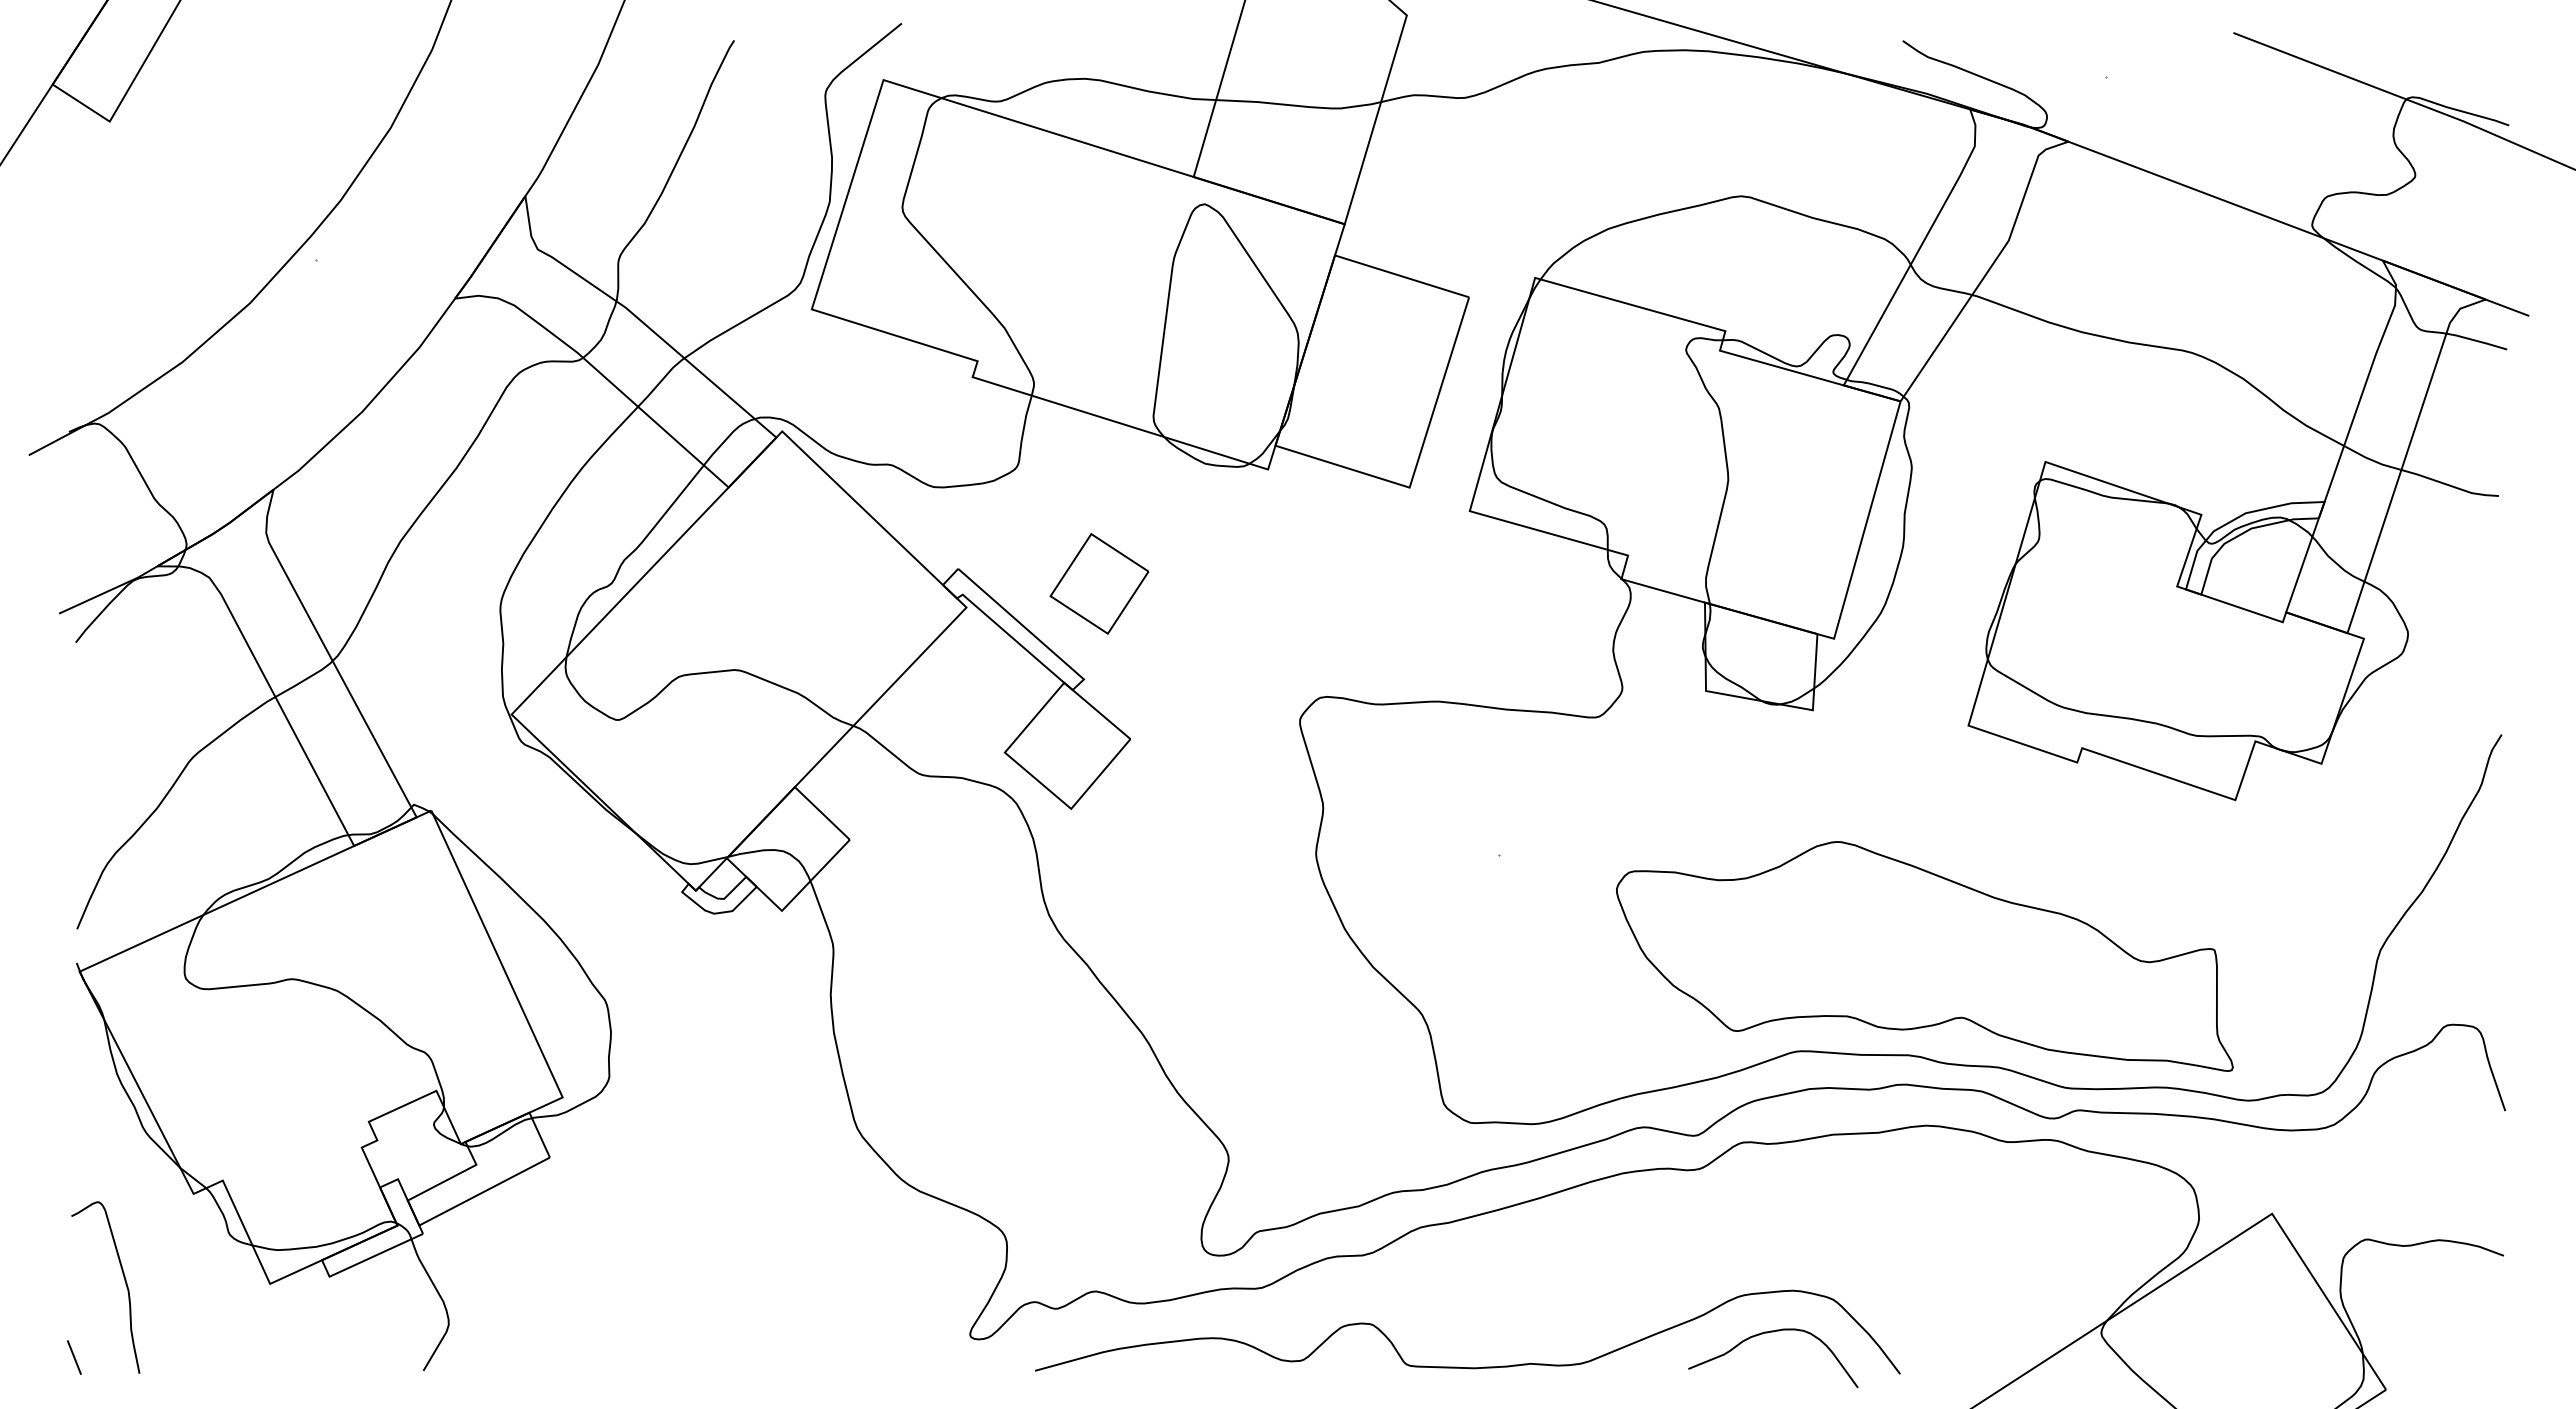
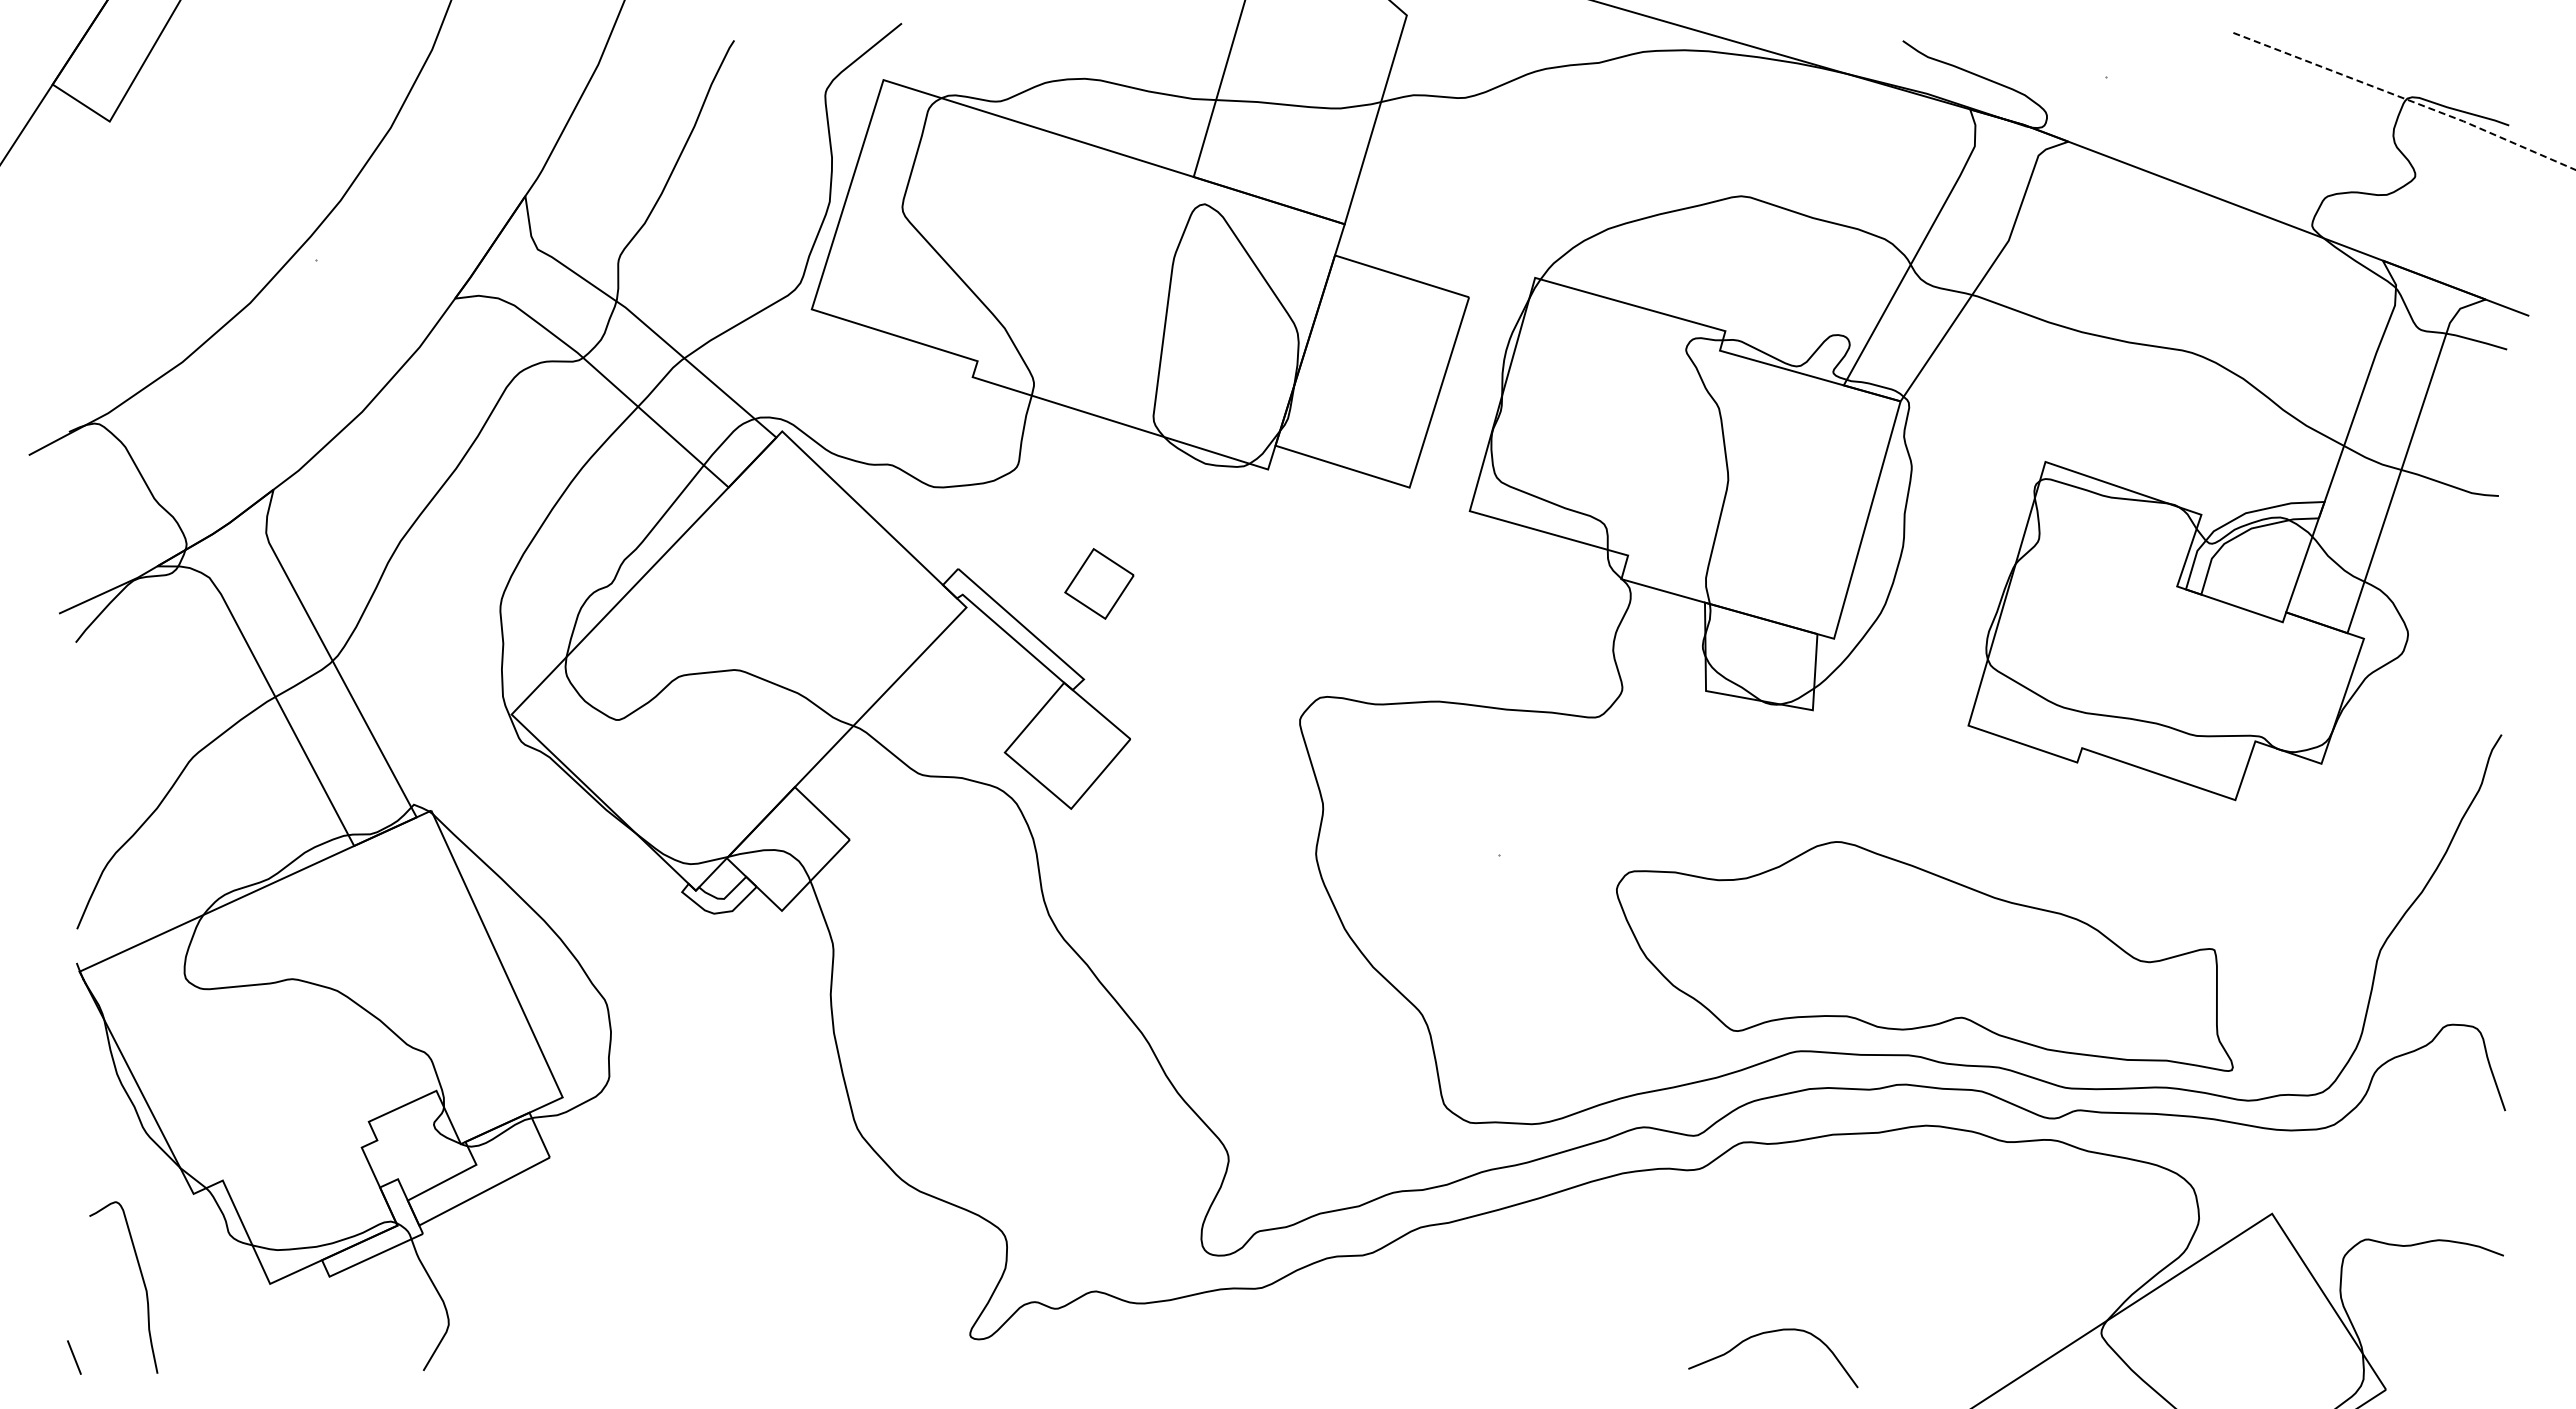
line: solid -> dashed (2405, 99)
part size: 101x102 px -> 71x72 px (1099, 583)
curve position: (124, 1281) -> (142, 1281) (142, 1281)
curve: present -> none (1467, 1367)
